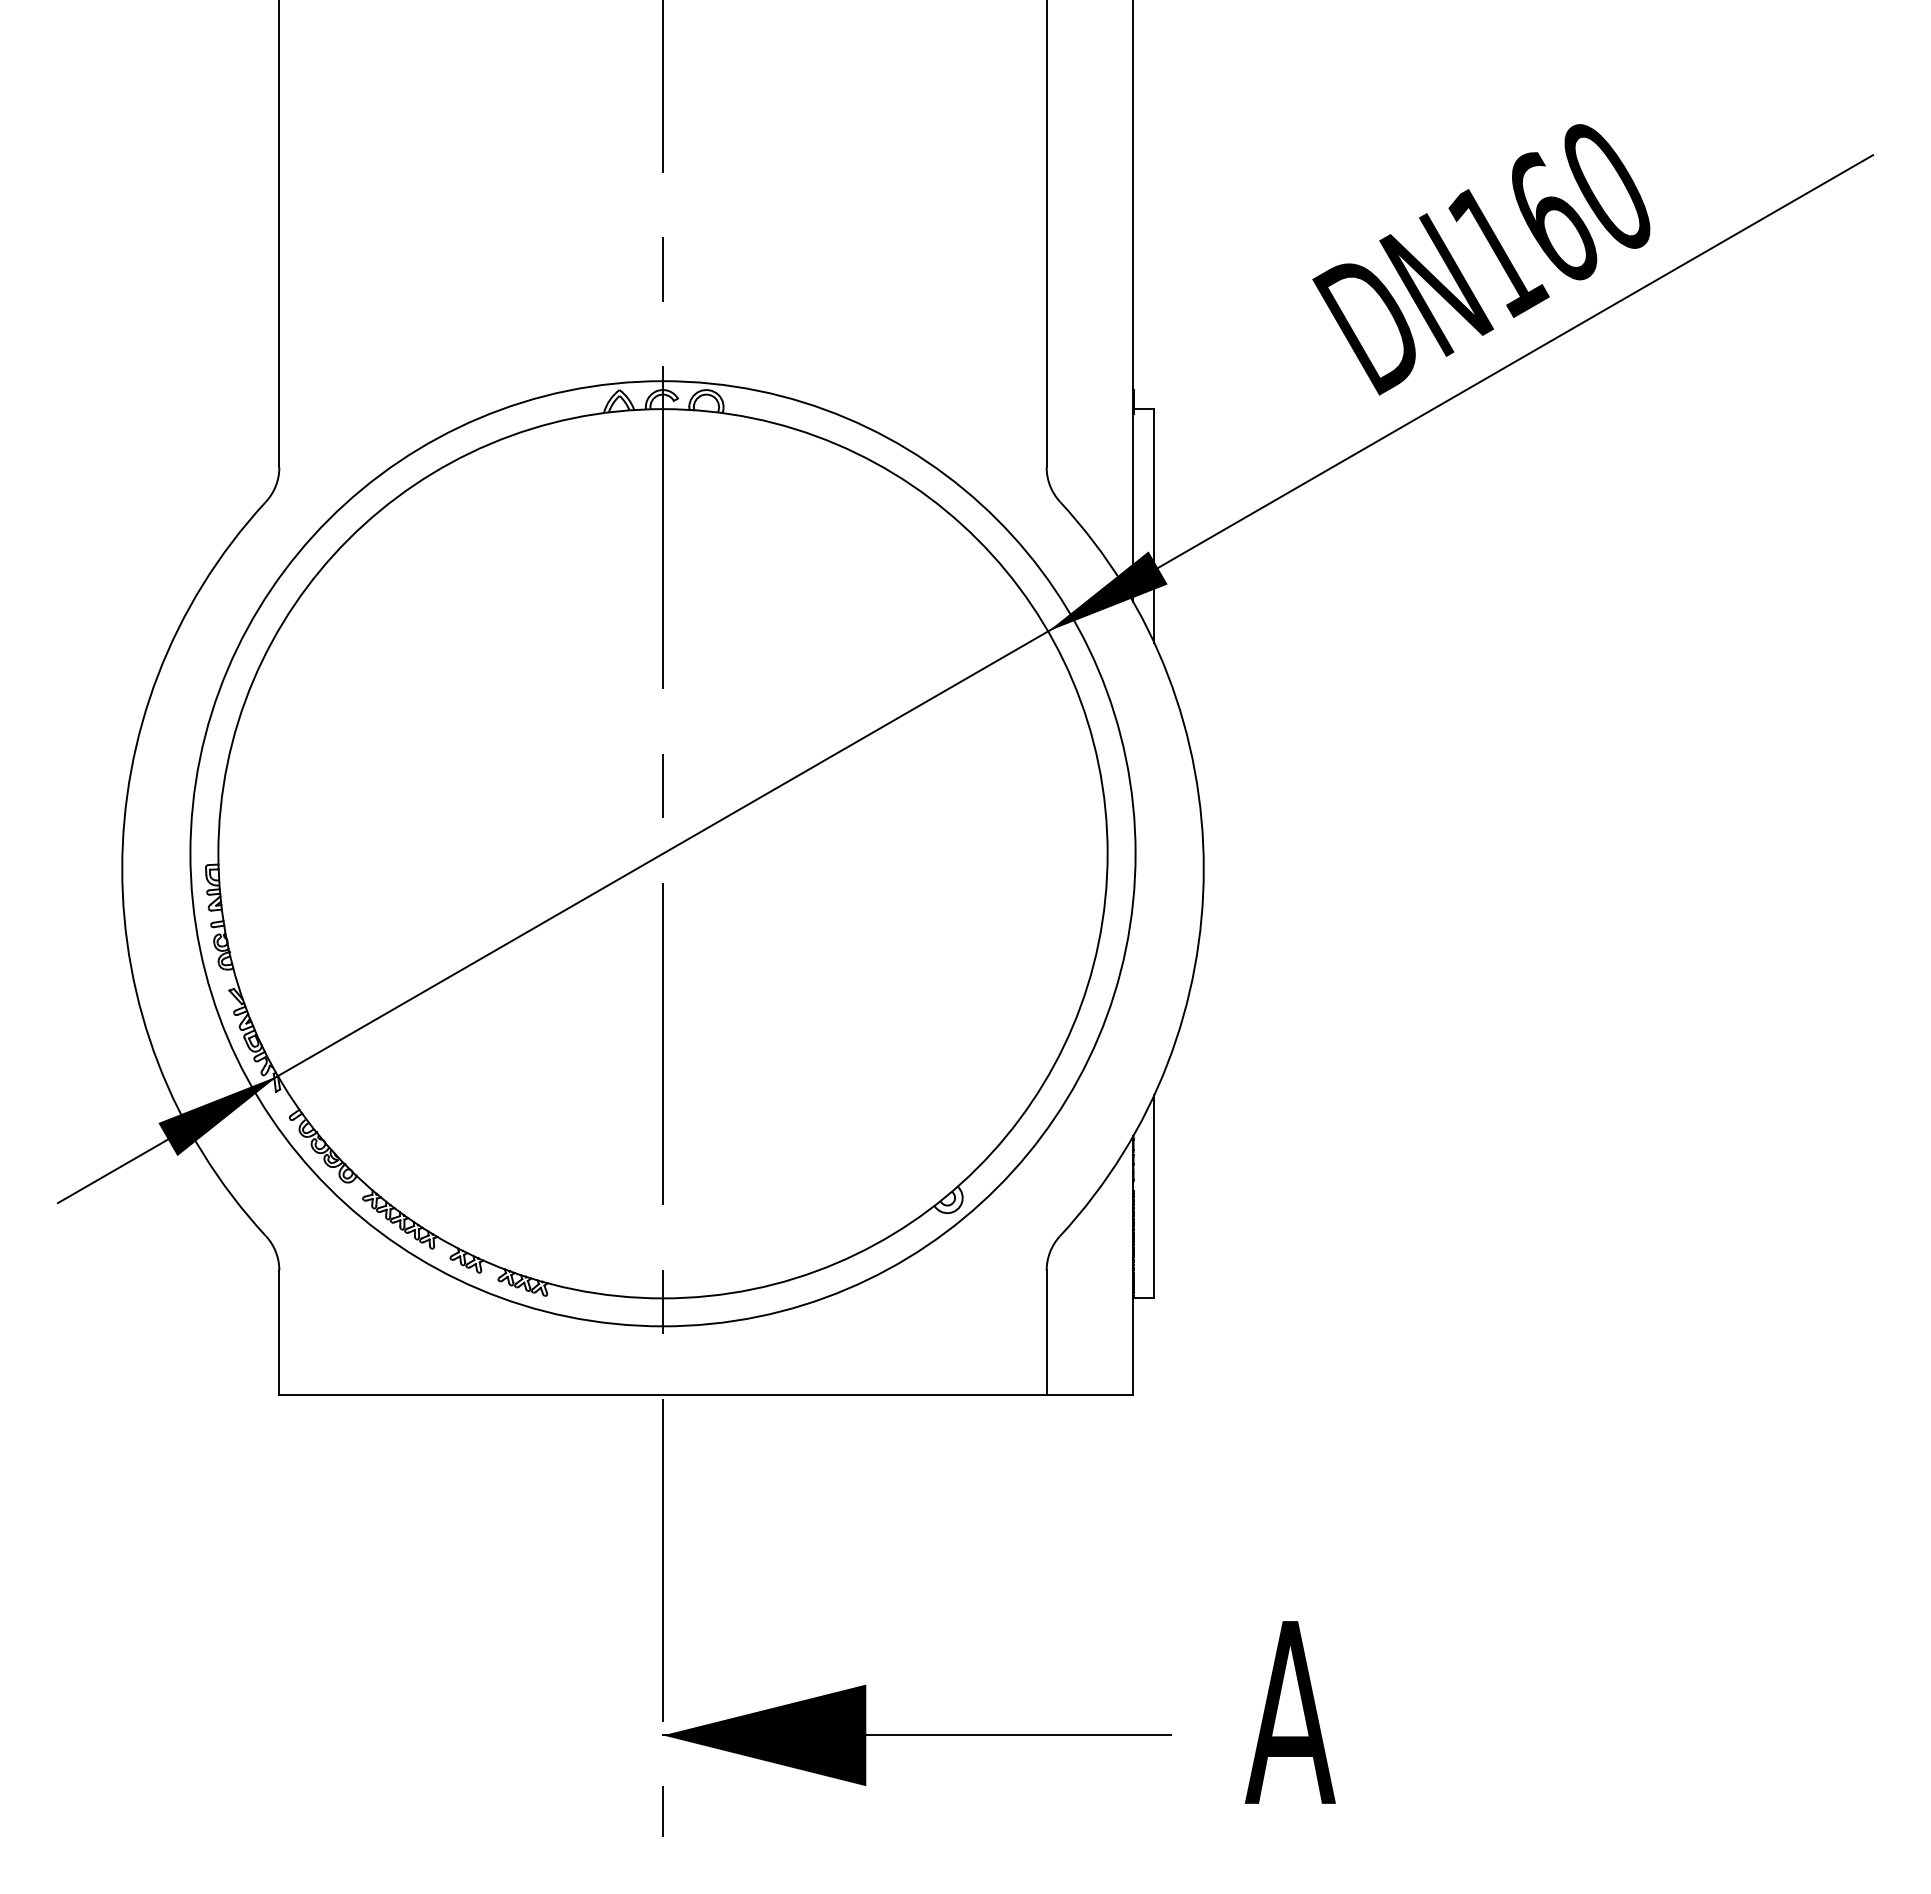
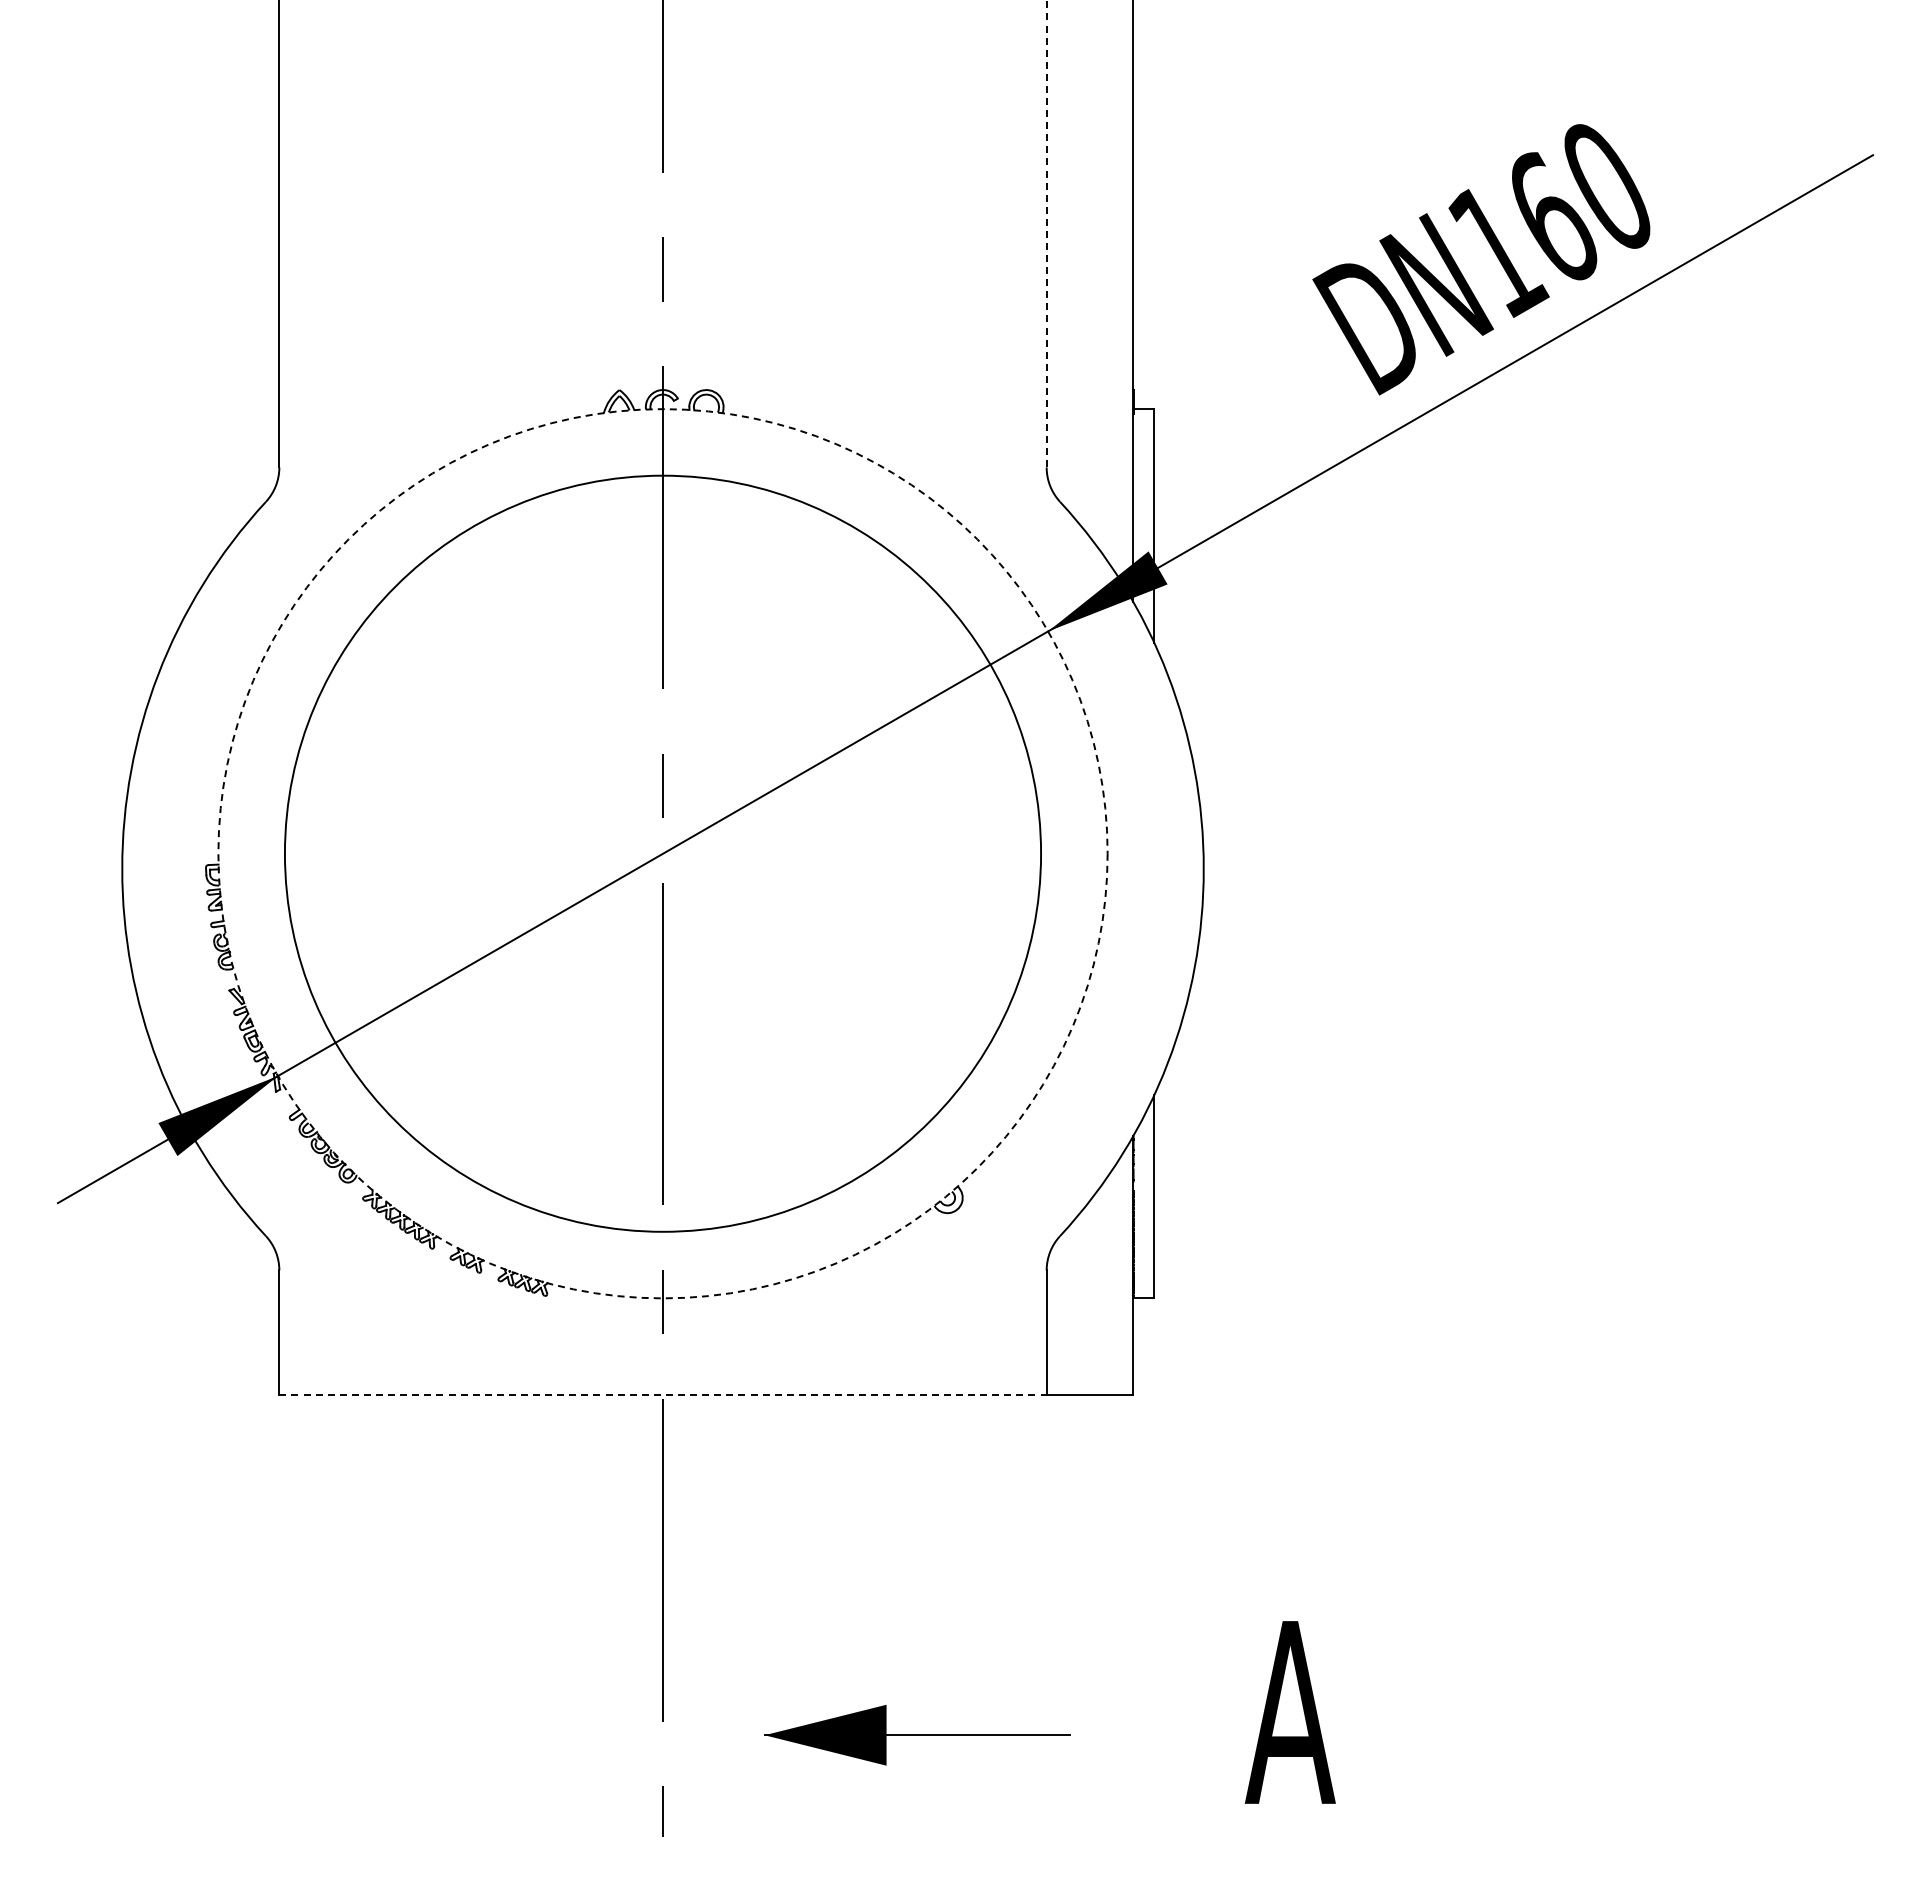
line: solid -> dashed (1046, 233)
circle diameter: 945 px -> 756 px (662, 853)
circle: solid -> dashed (662, 853)
line: solid -> dashed (663, 1394)
part size: 510x102 px -> 307x61 px (917, 1735)
